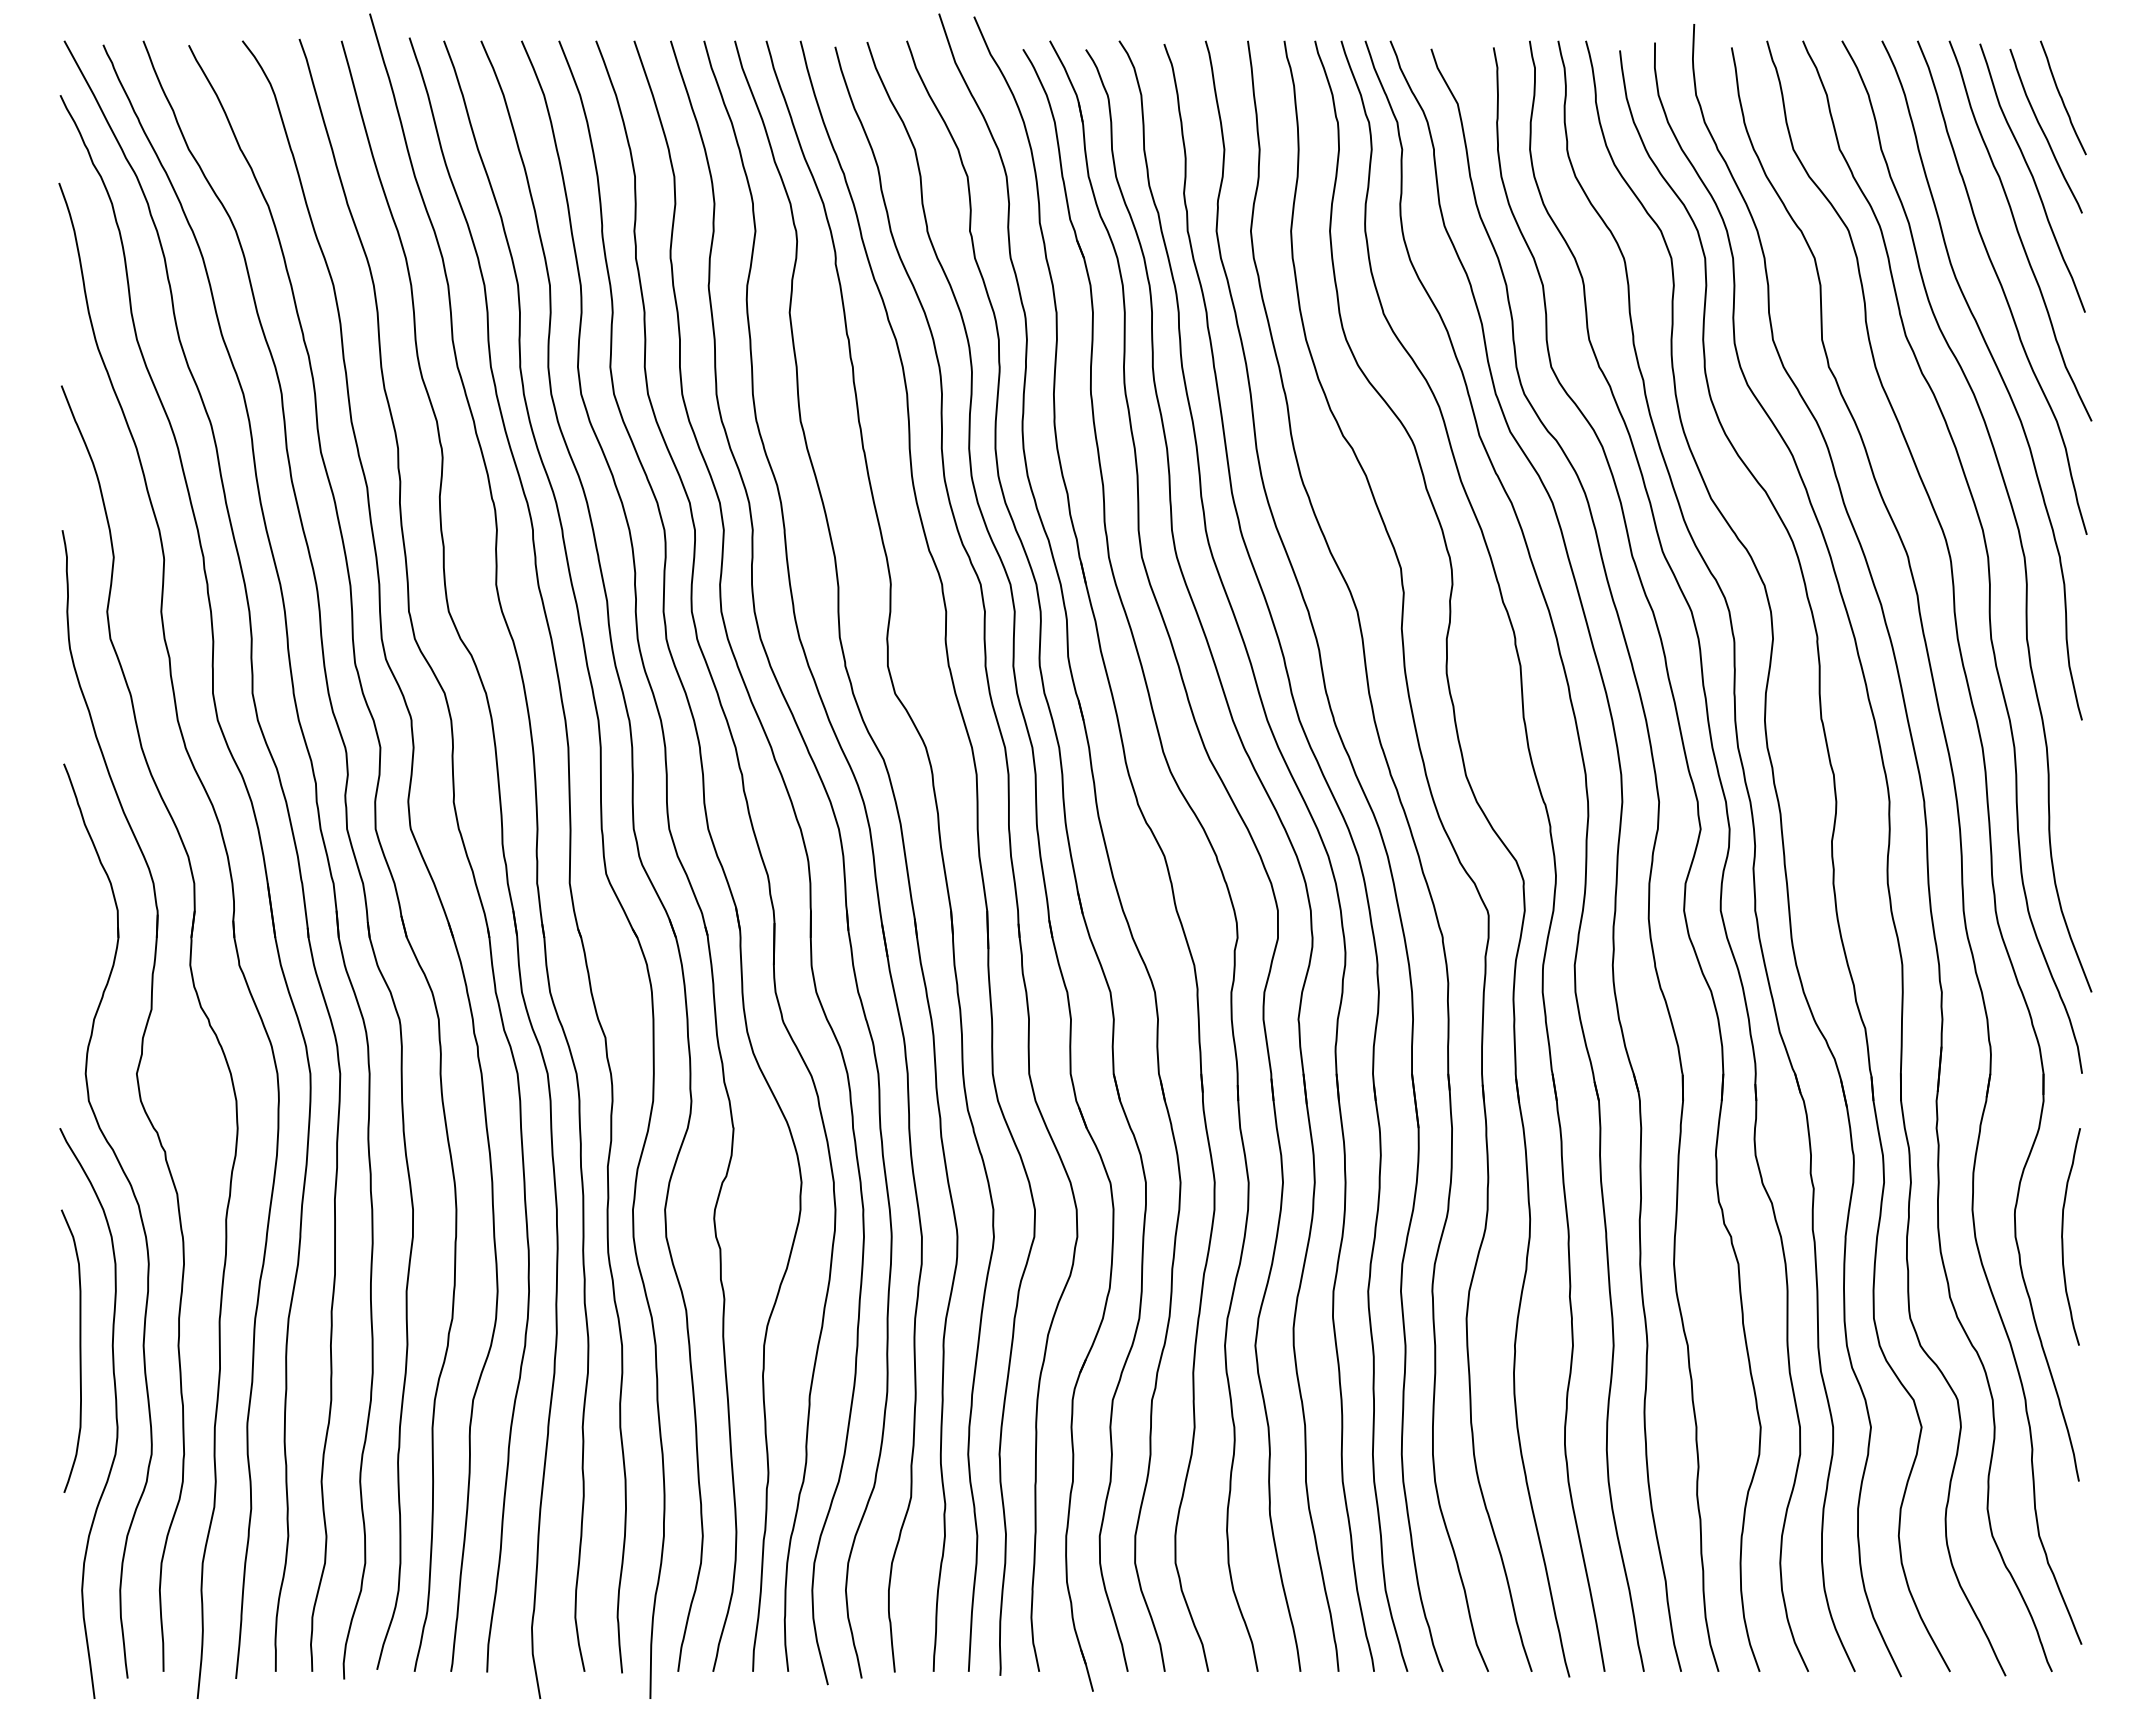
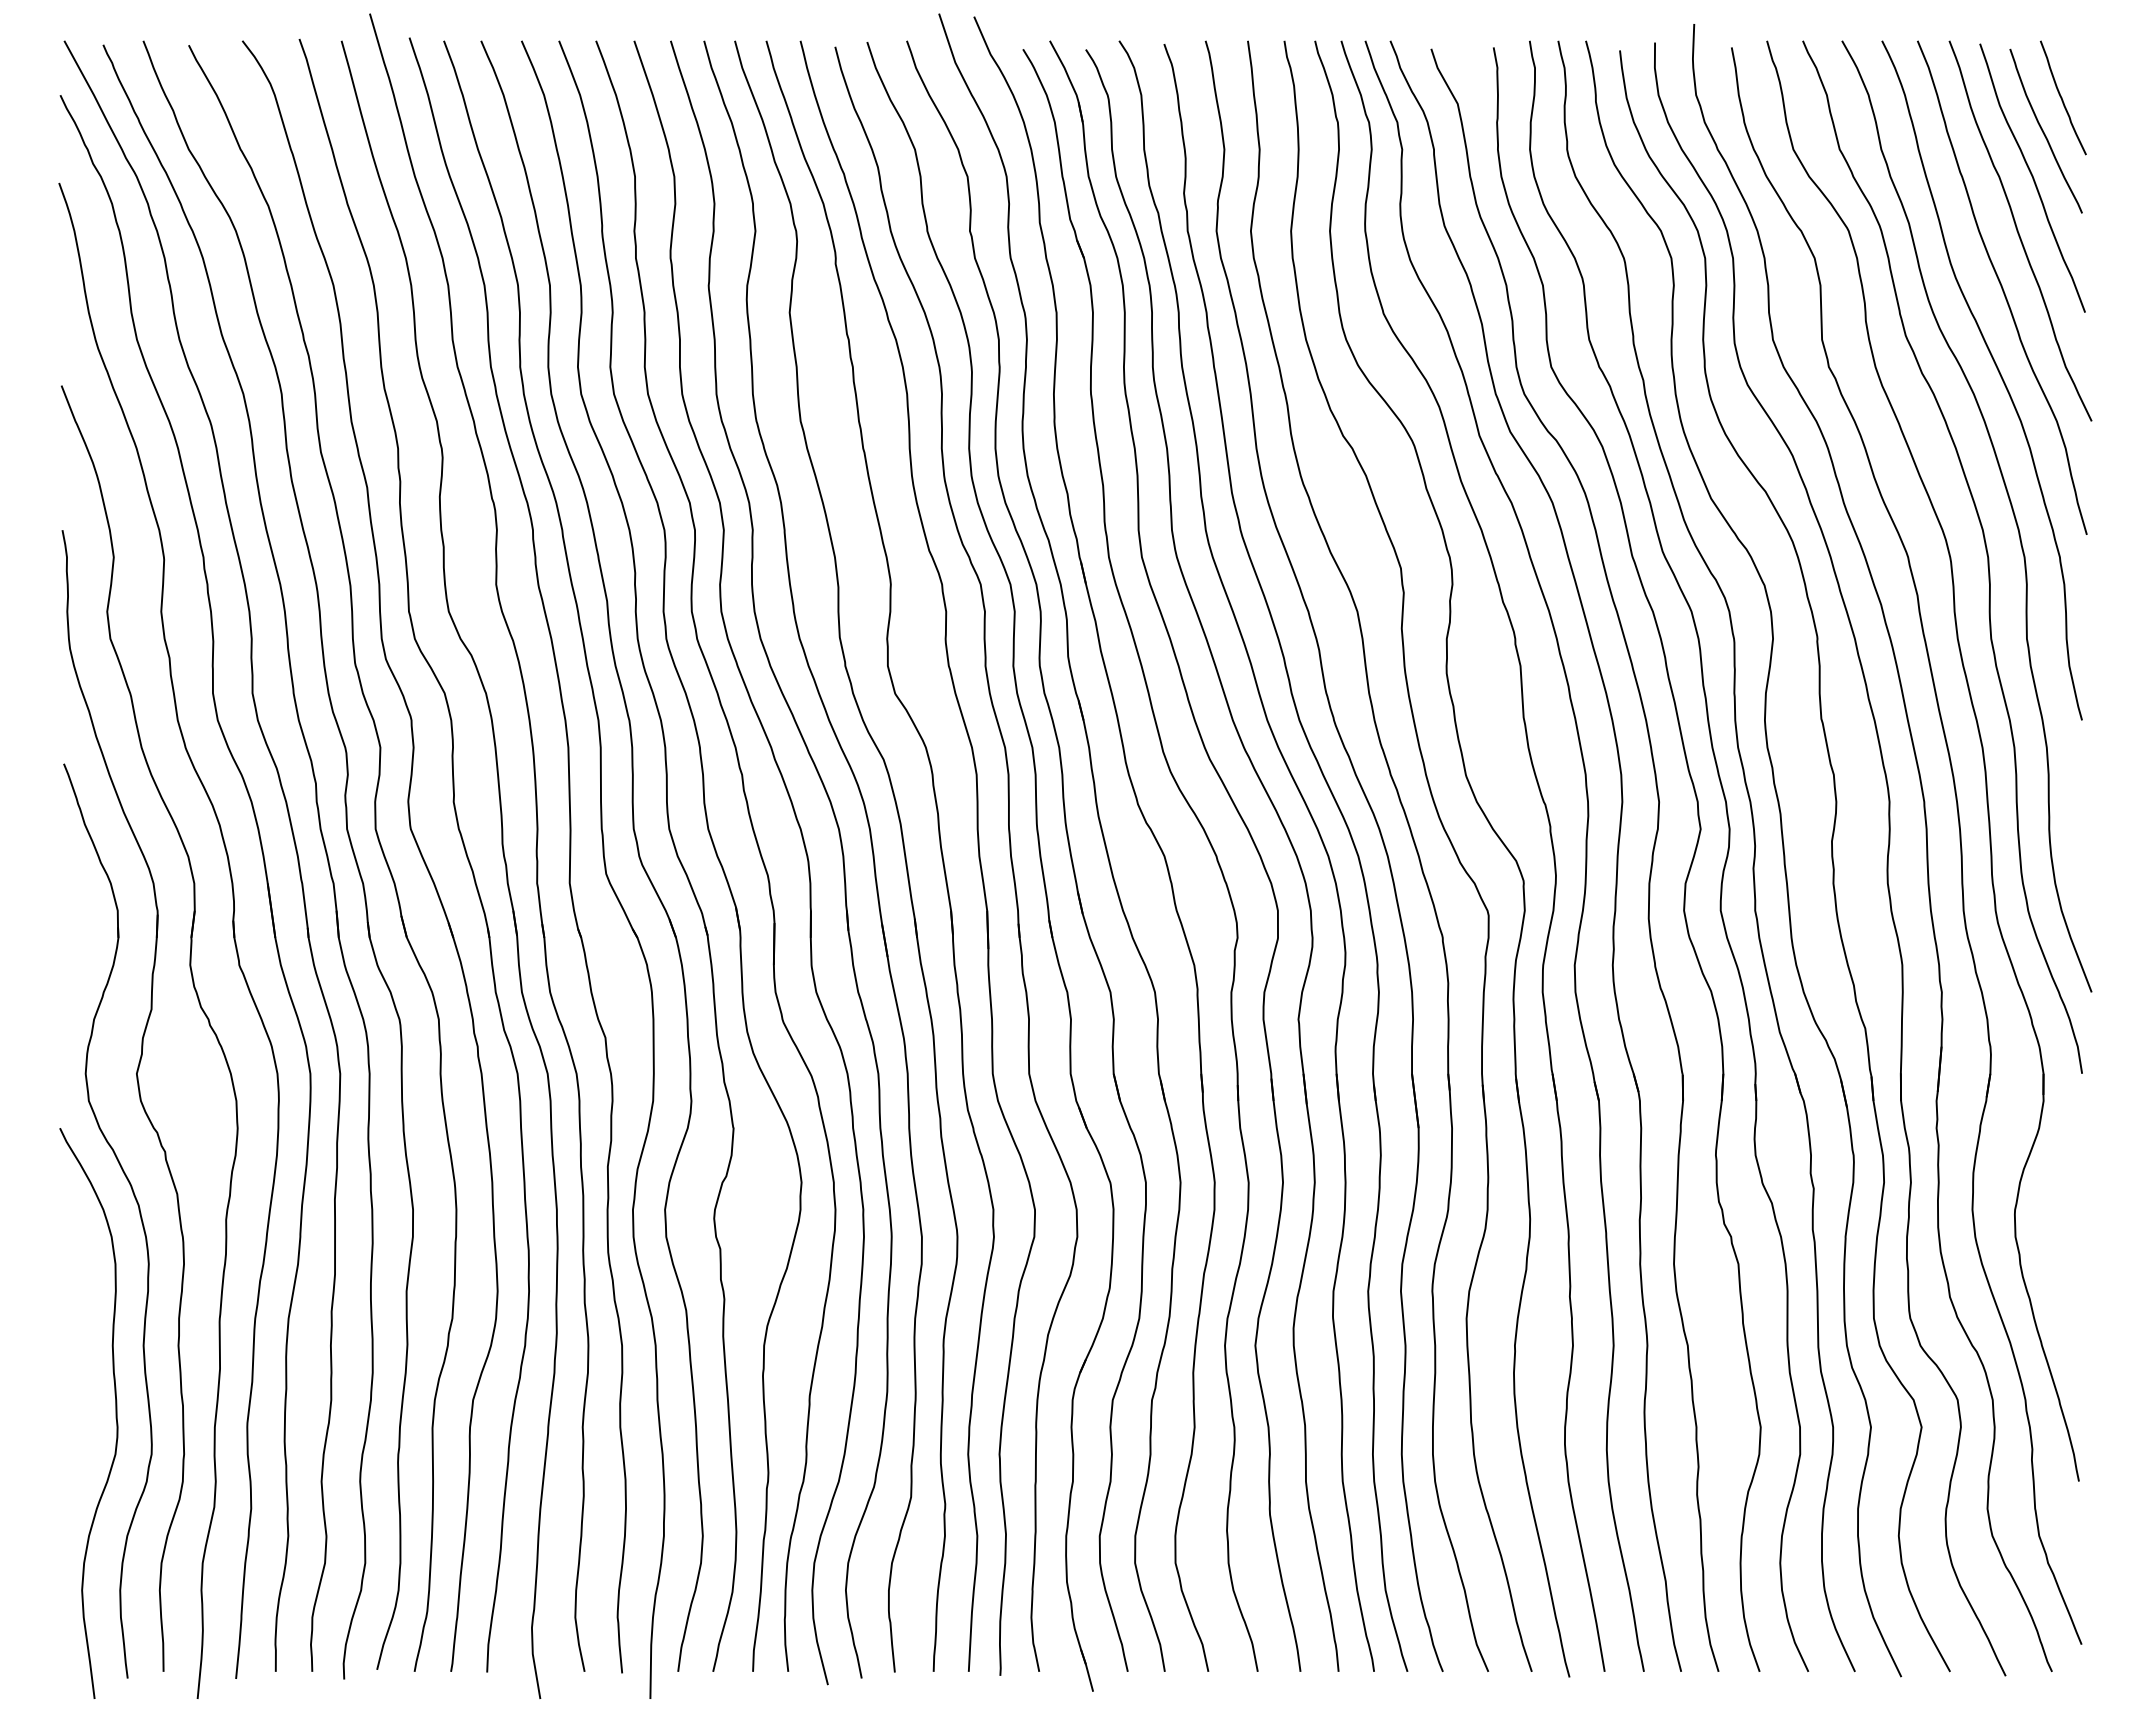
curve: present -> none (2063, 1238)
curve: present -> none (79, 1350)
